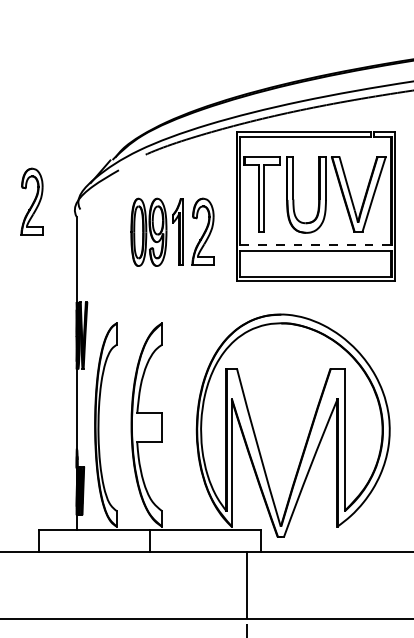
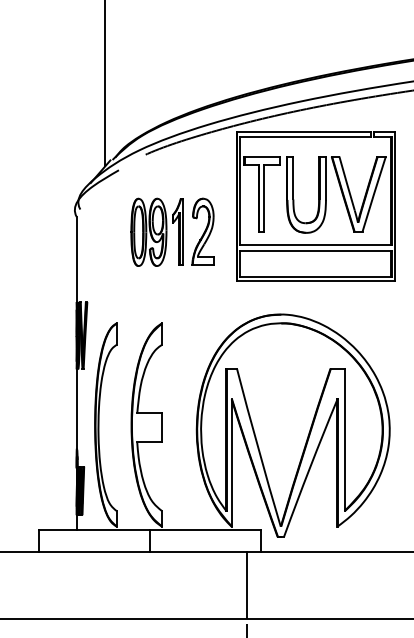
line: none -> present (105, 84)
part: present -> none (31, 201)
line: dashed -> solid (315, 245)
